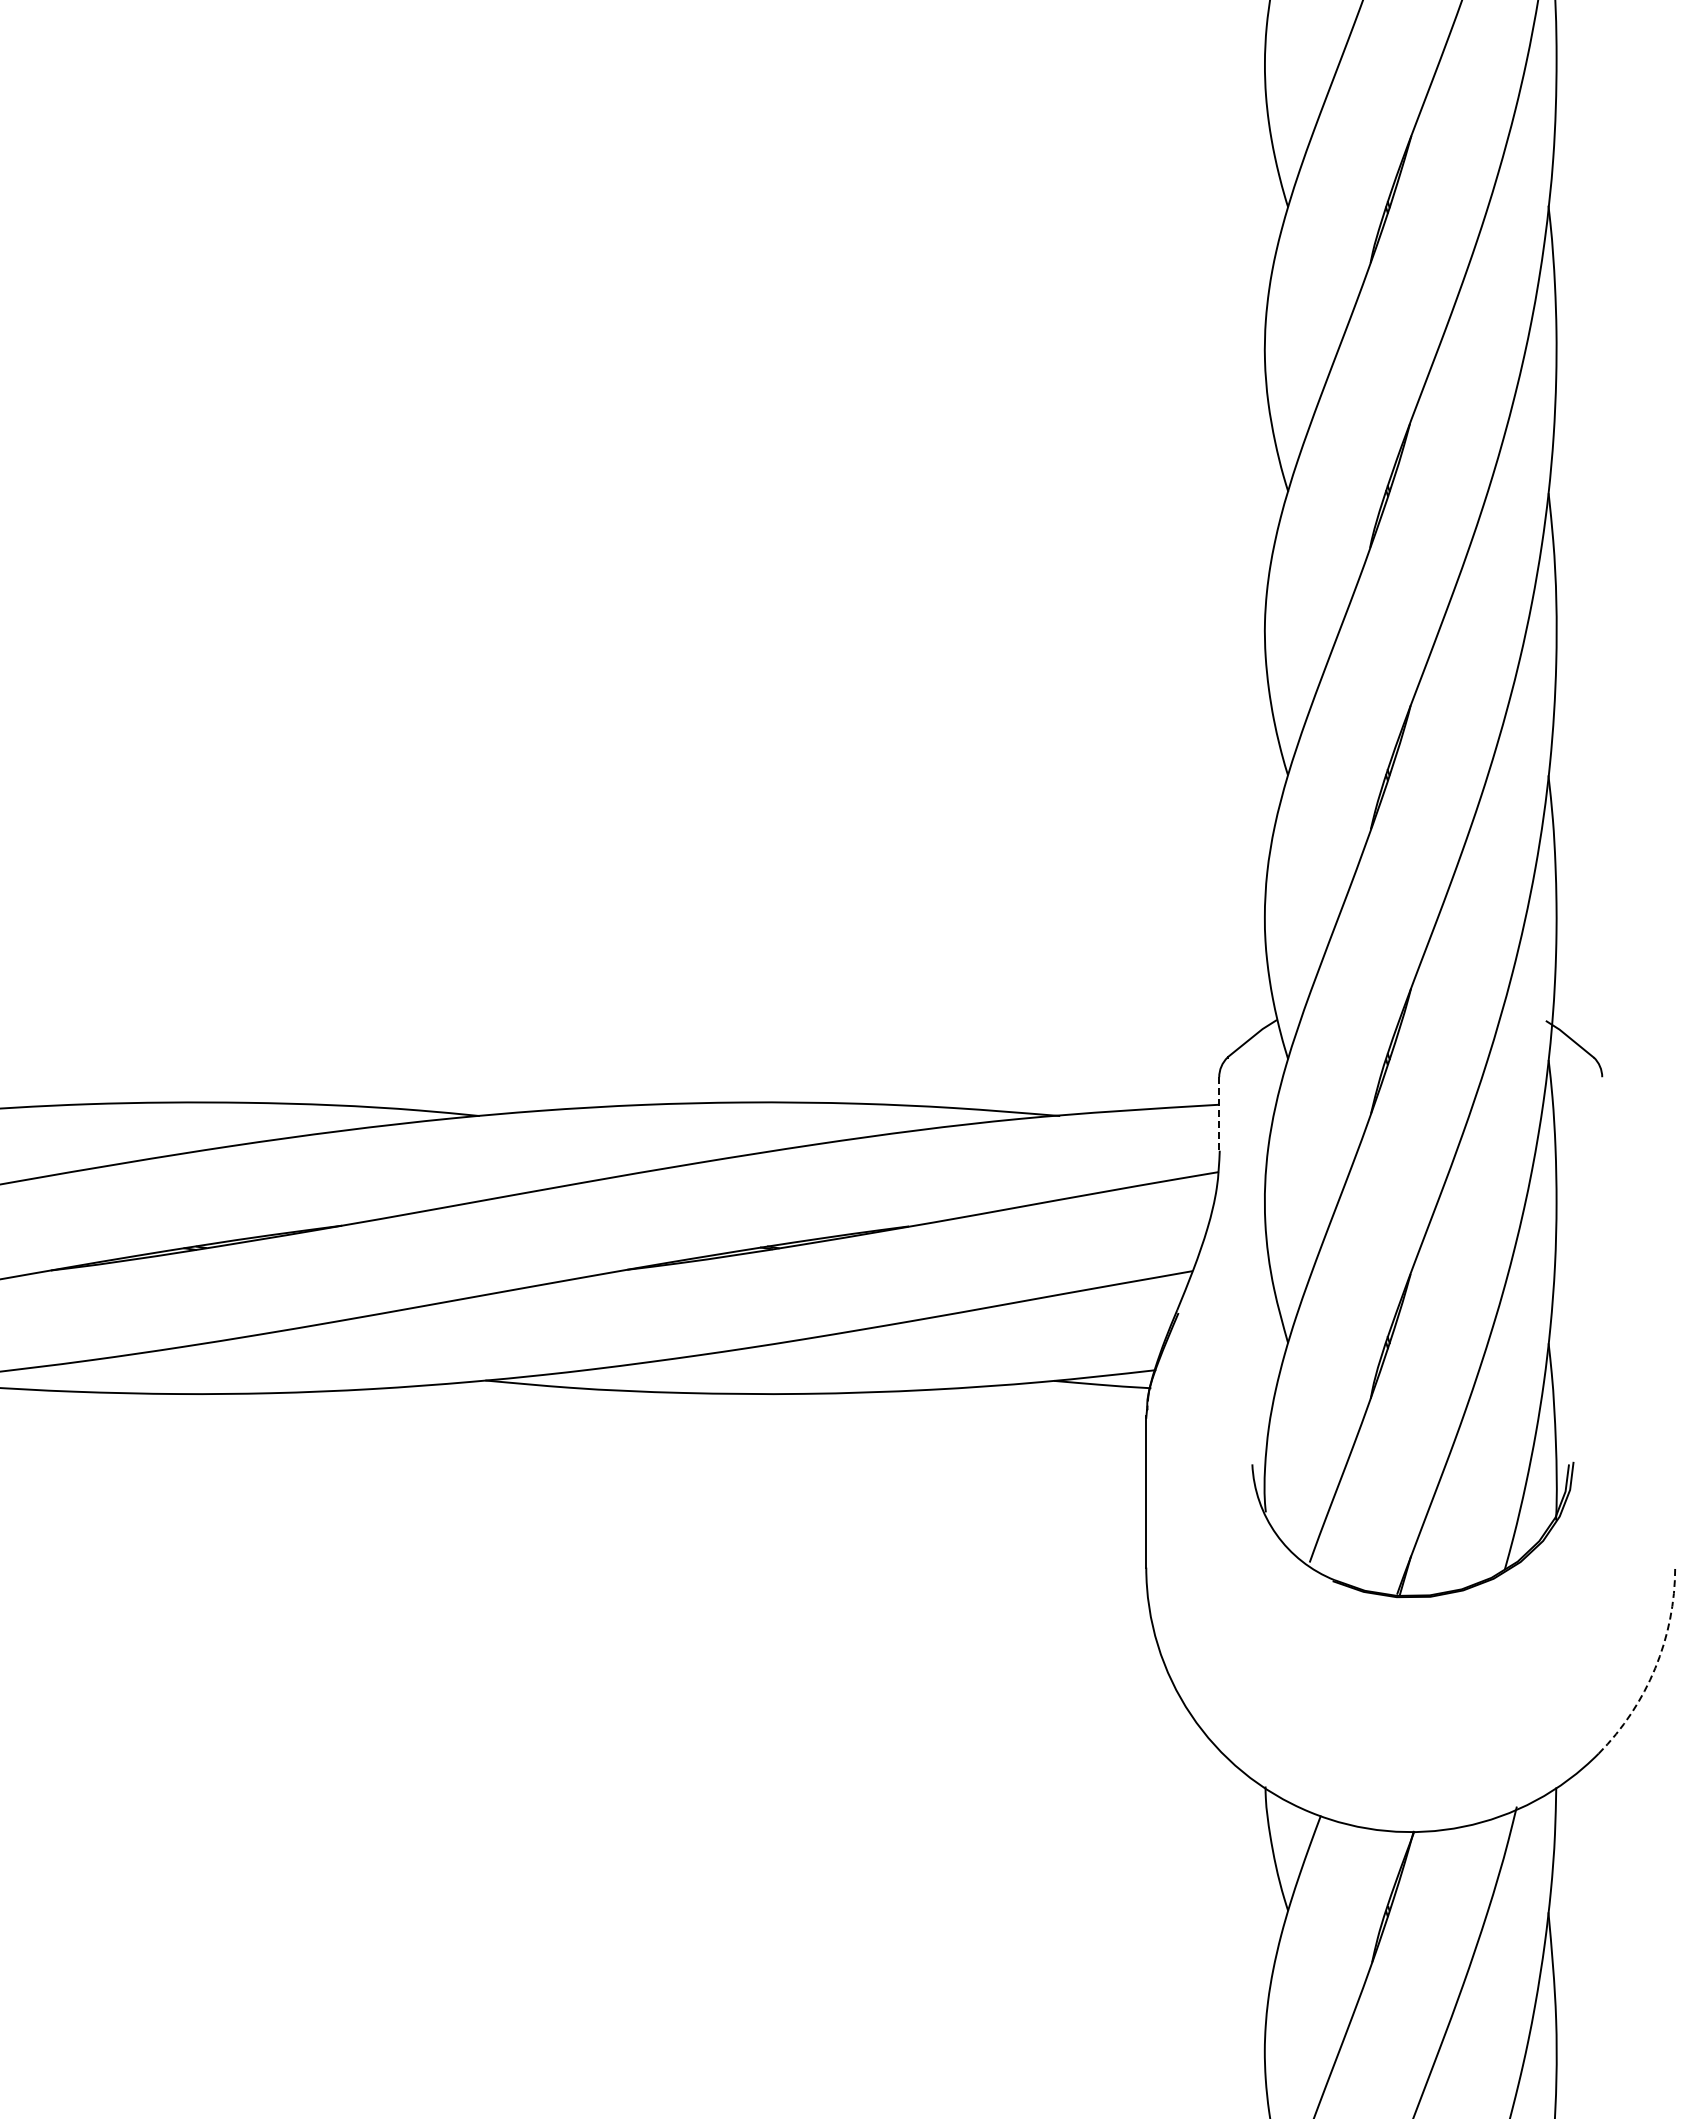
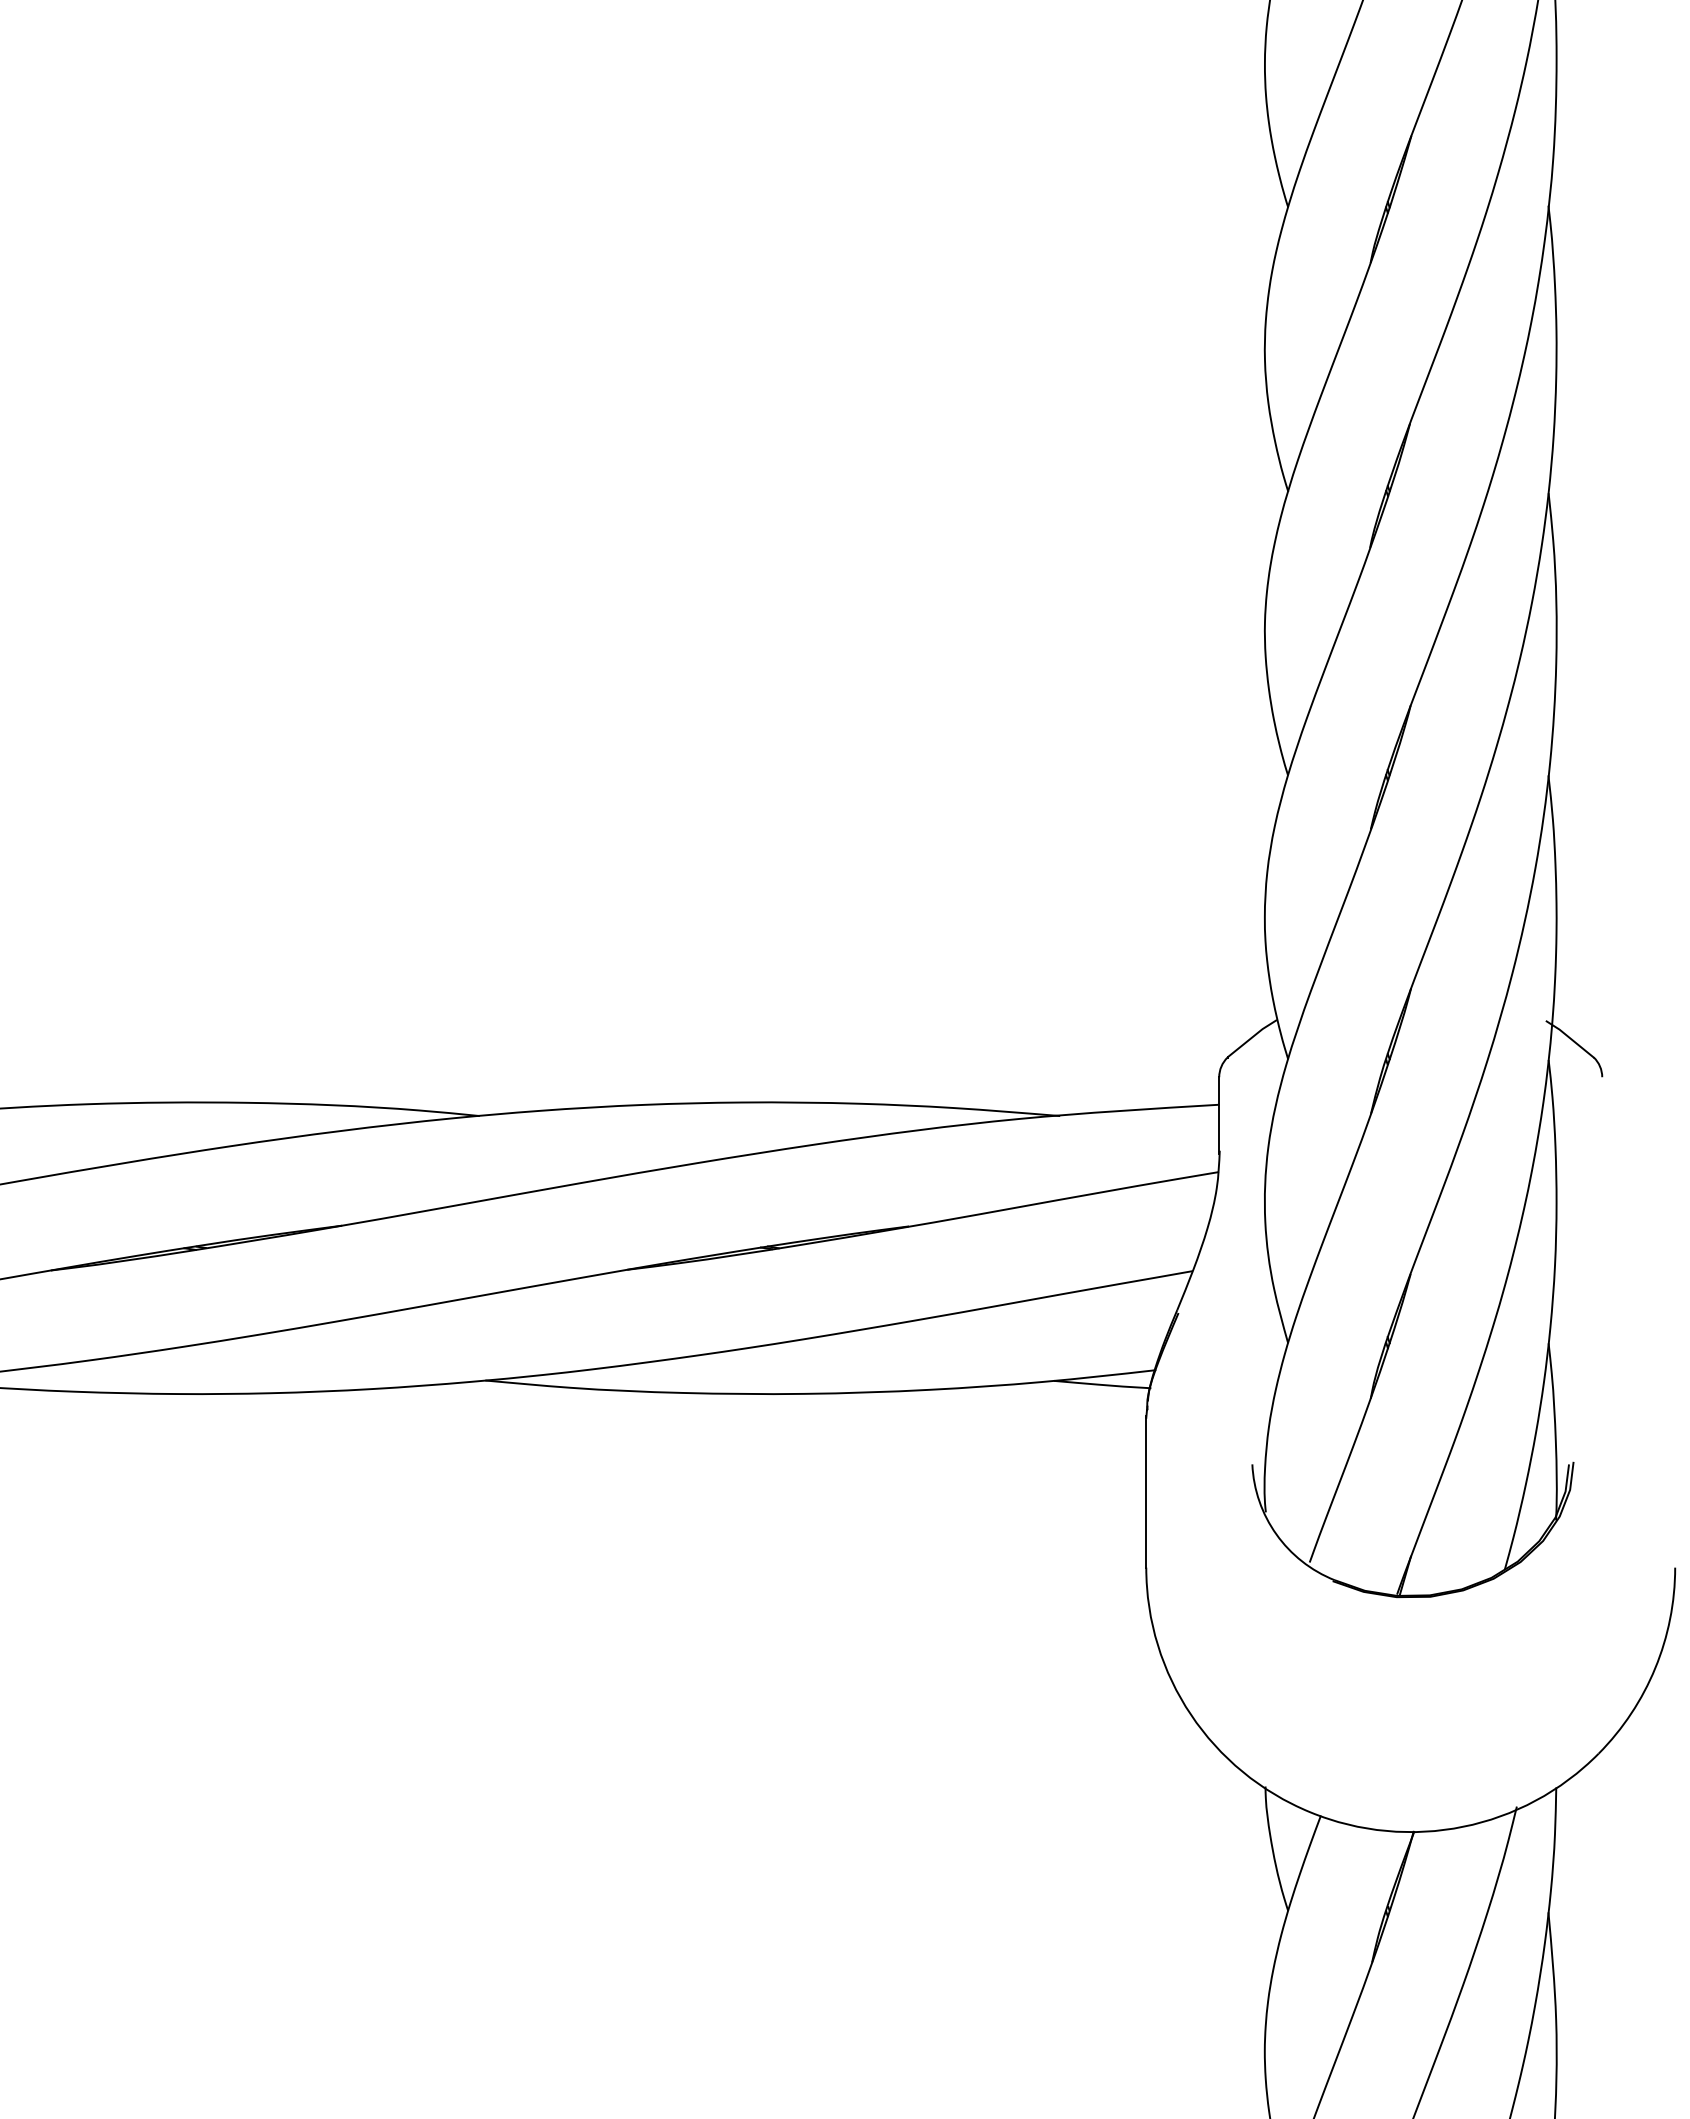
line: dashed -> solid (1219, 1116)
arc: dashed -> solid (1655, 1668)
